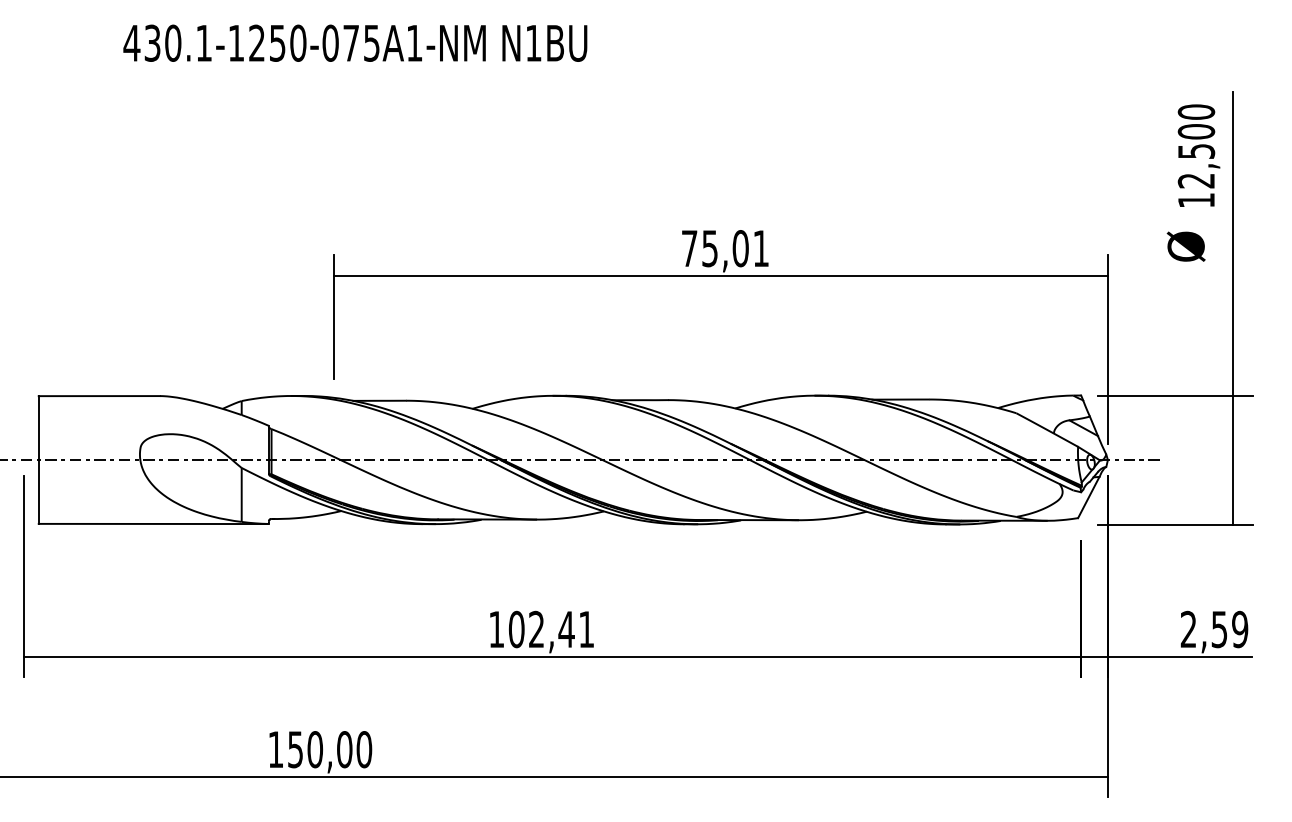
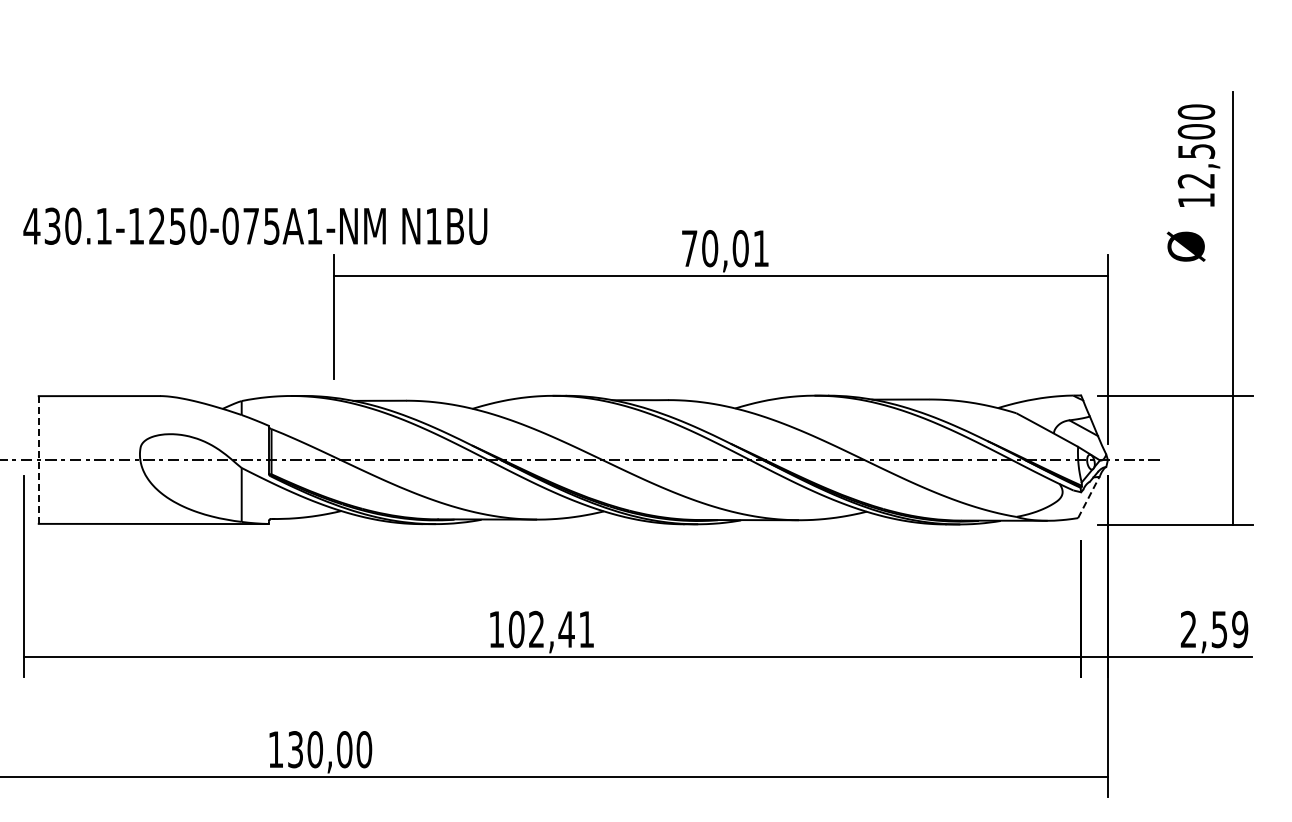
text position: (355, 42) -> (255, 225) (255, 225)
text: 75,01 -> 70,01 (710, 248)
line: solid -> dashed (38, 460)
line: solid -> dashed (1089, 497)
text: 150,00 -> 130,00 (295, 749)
